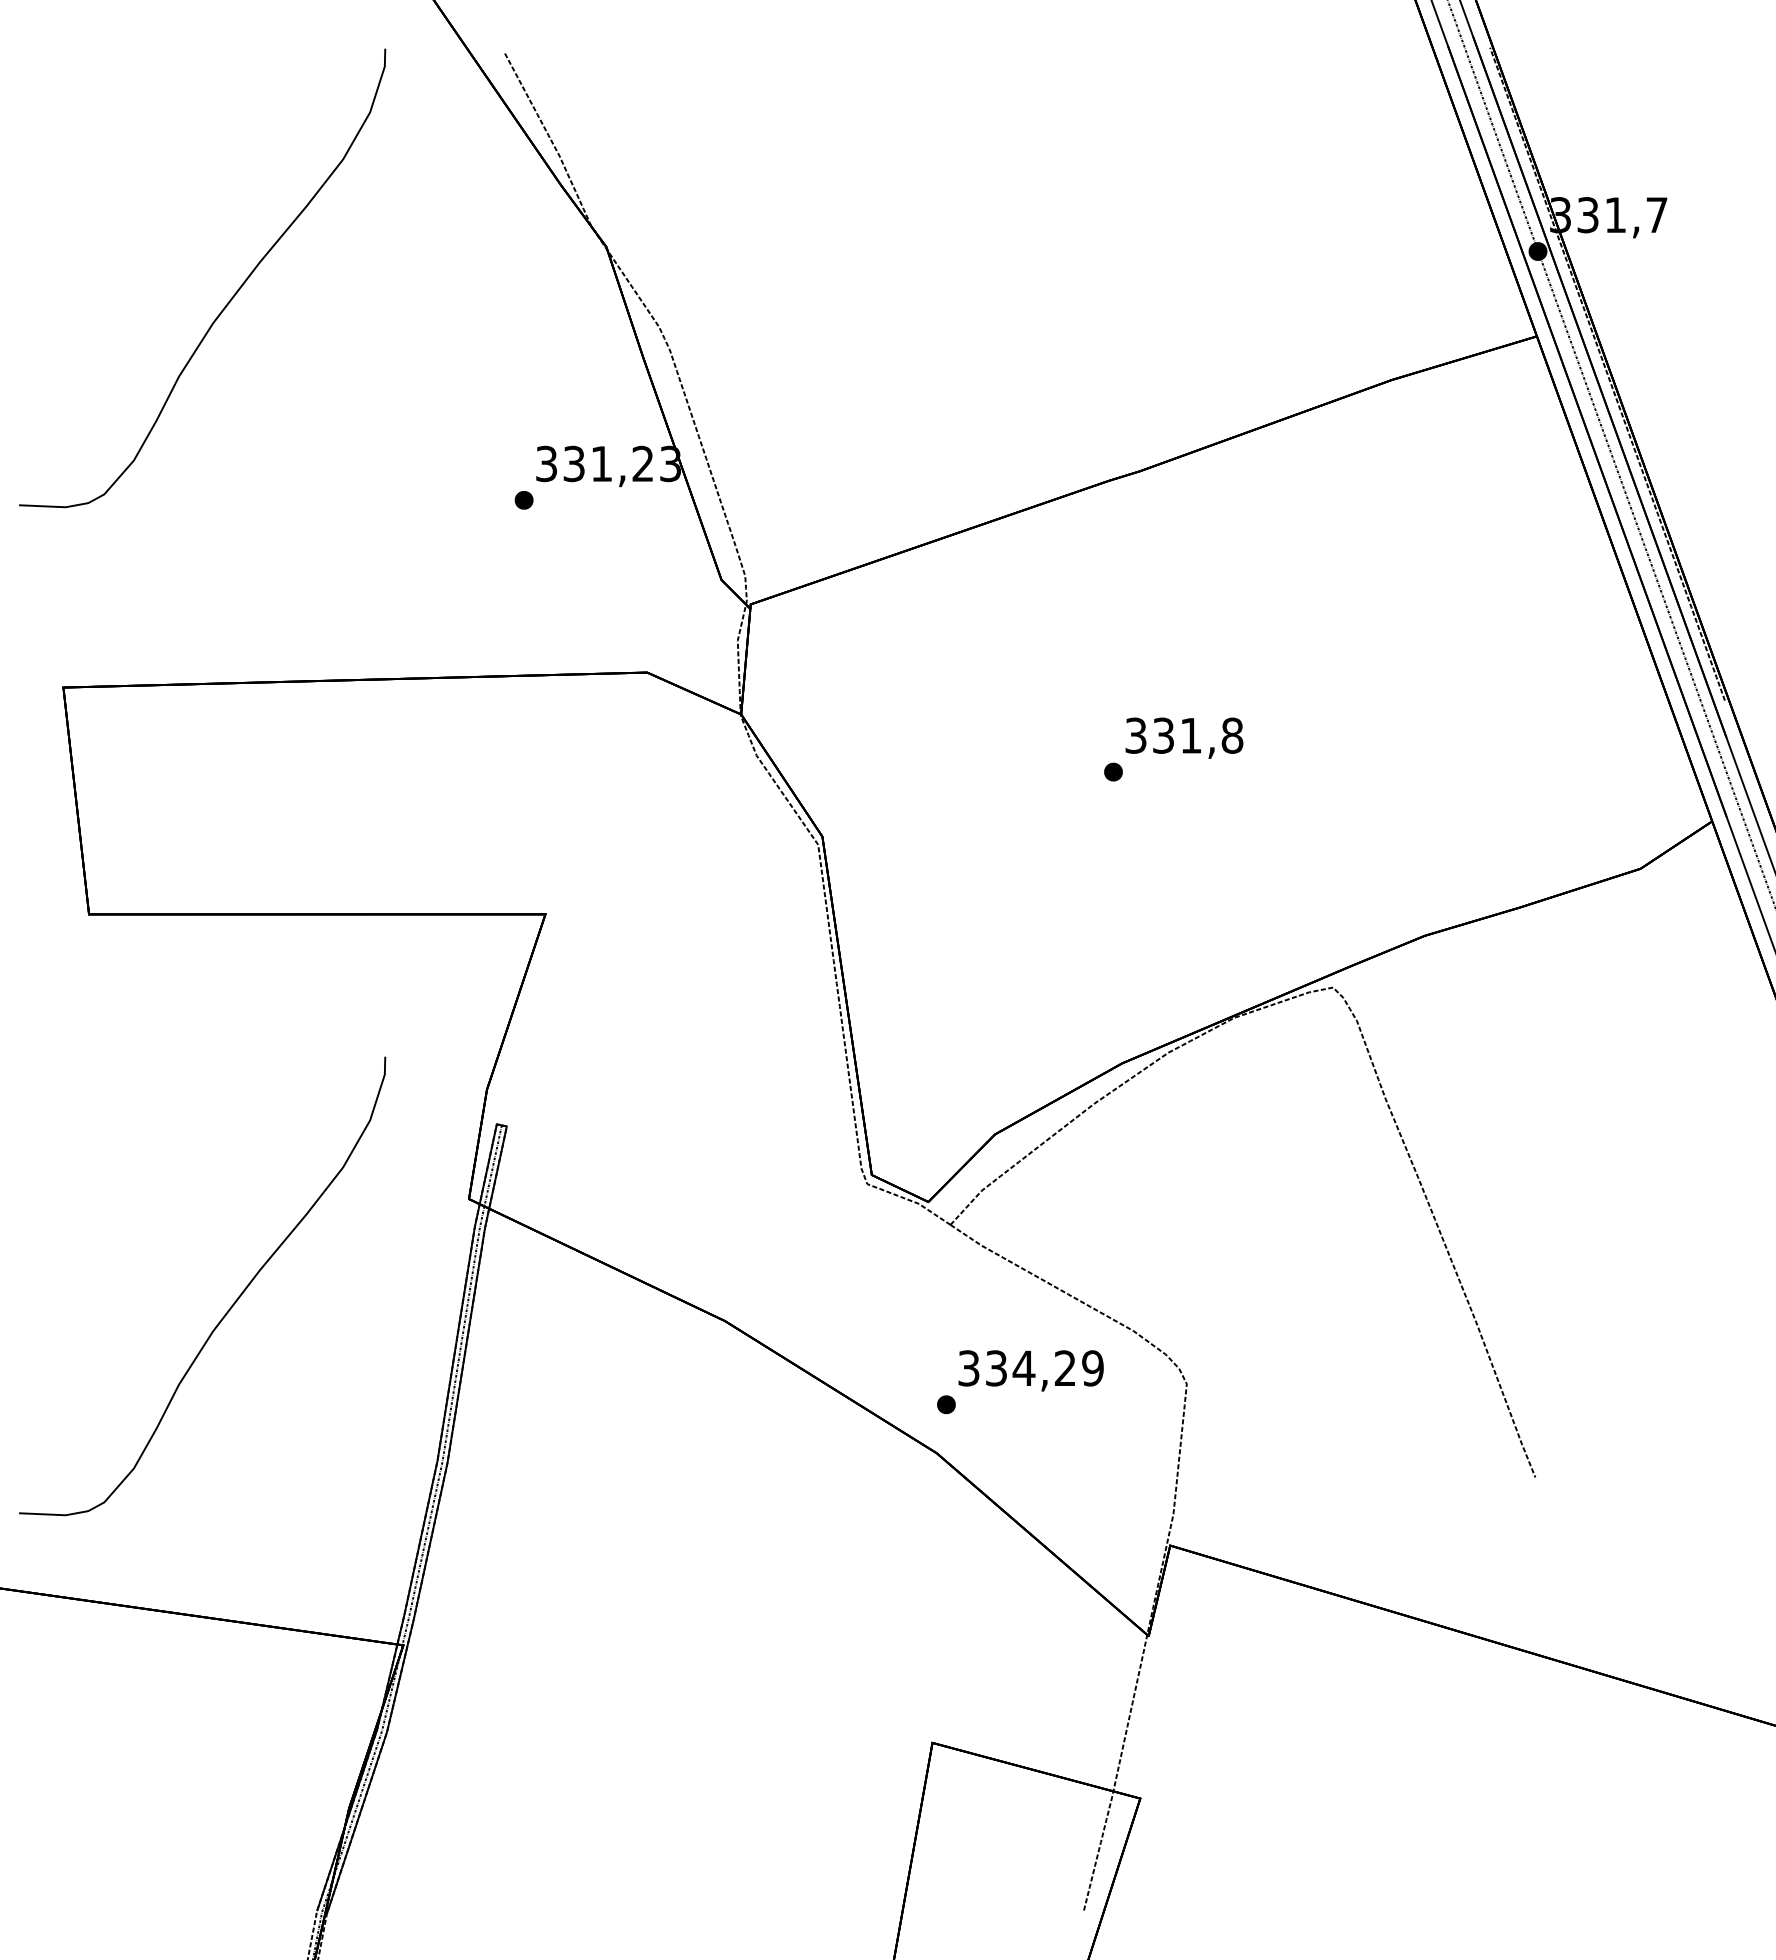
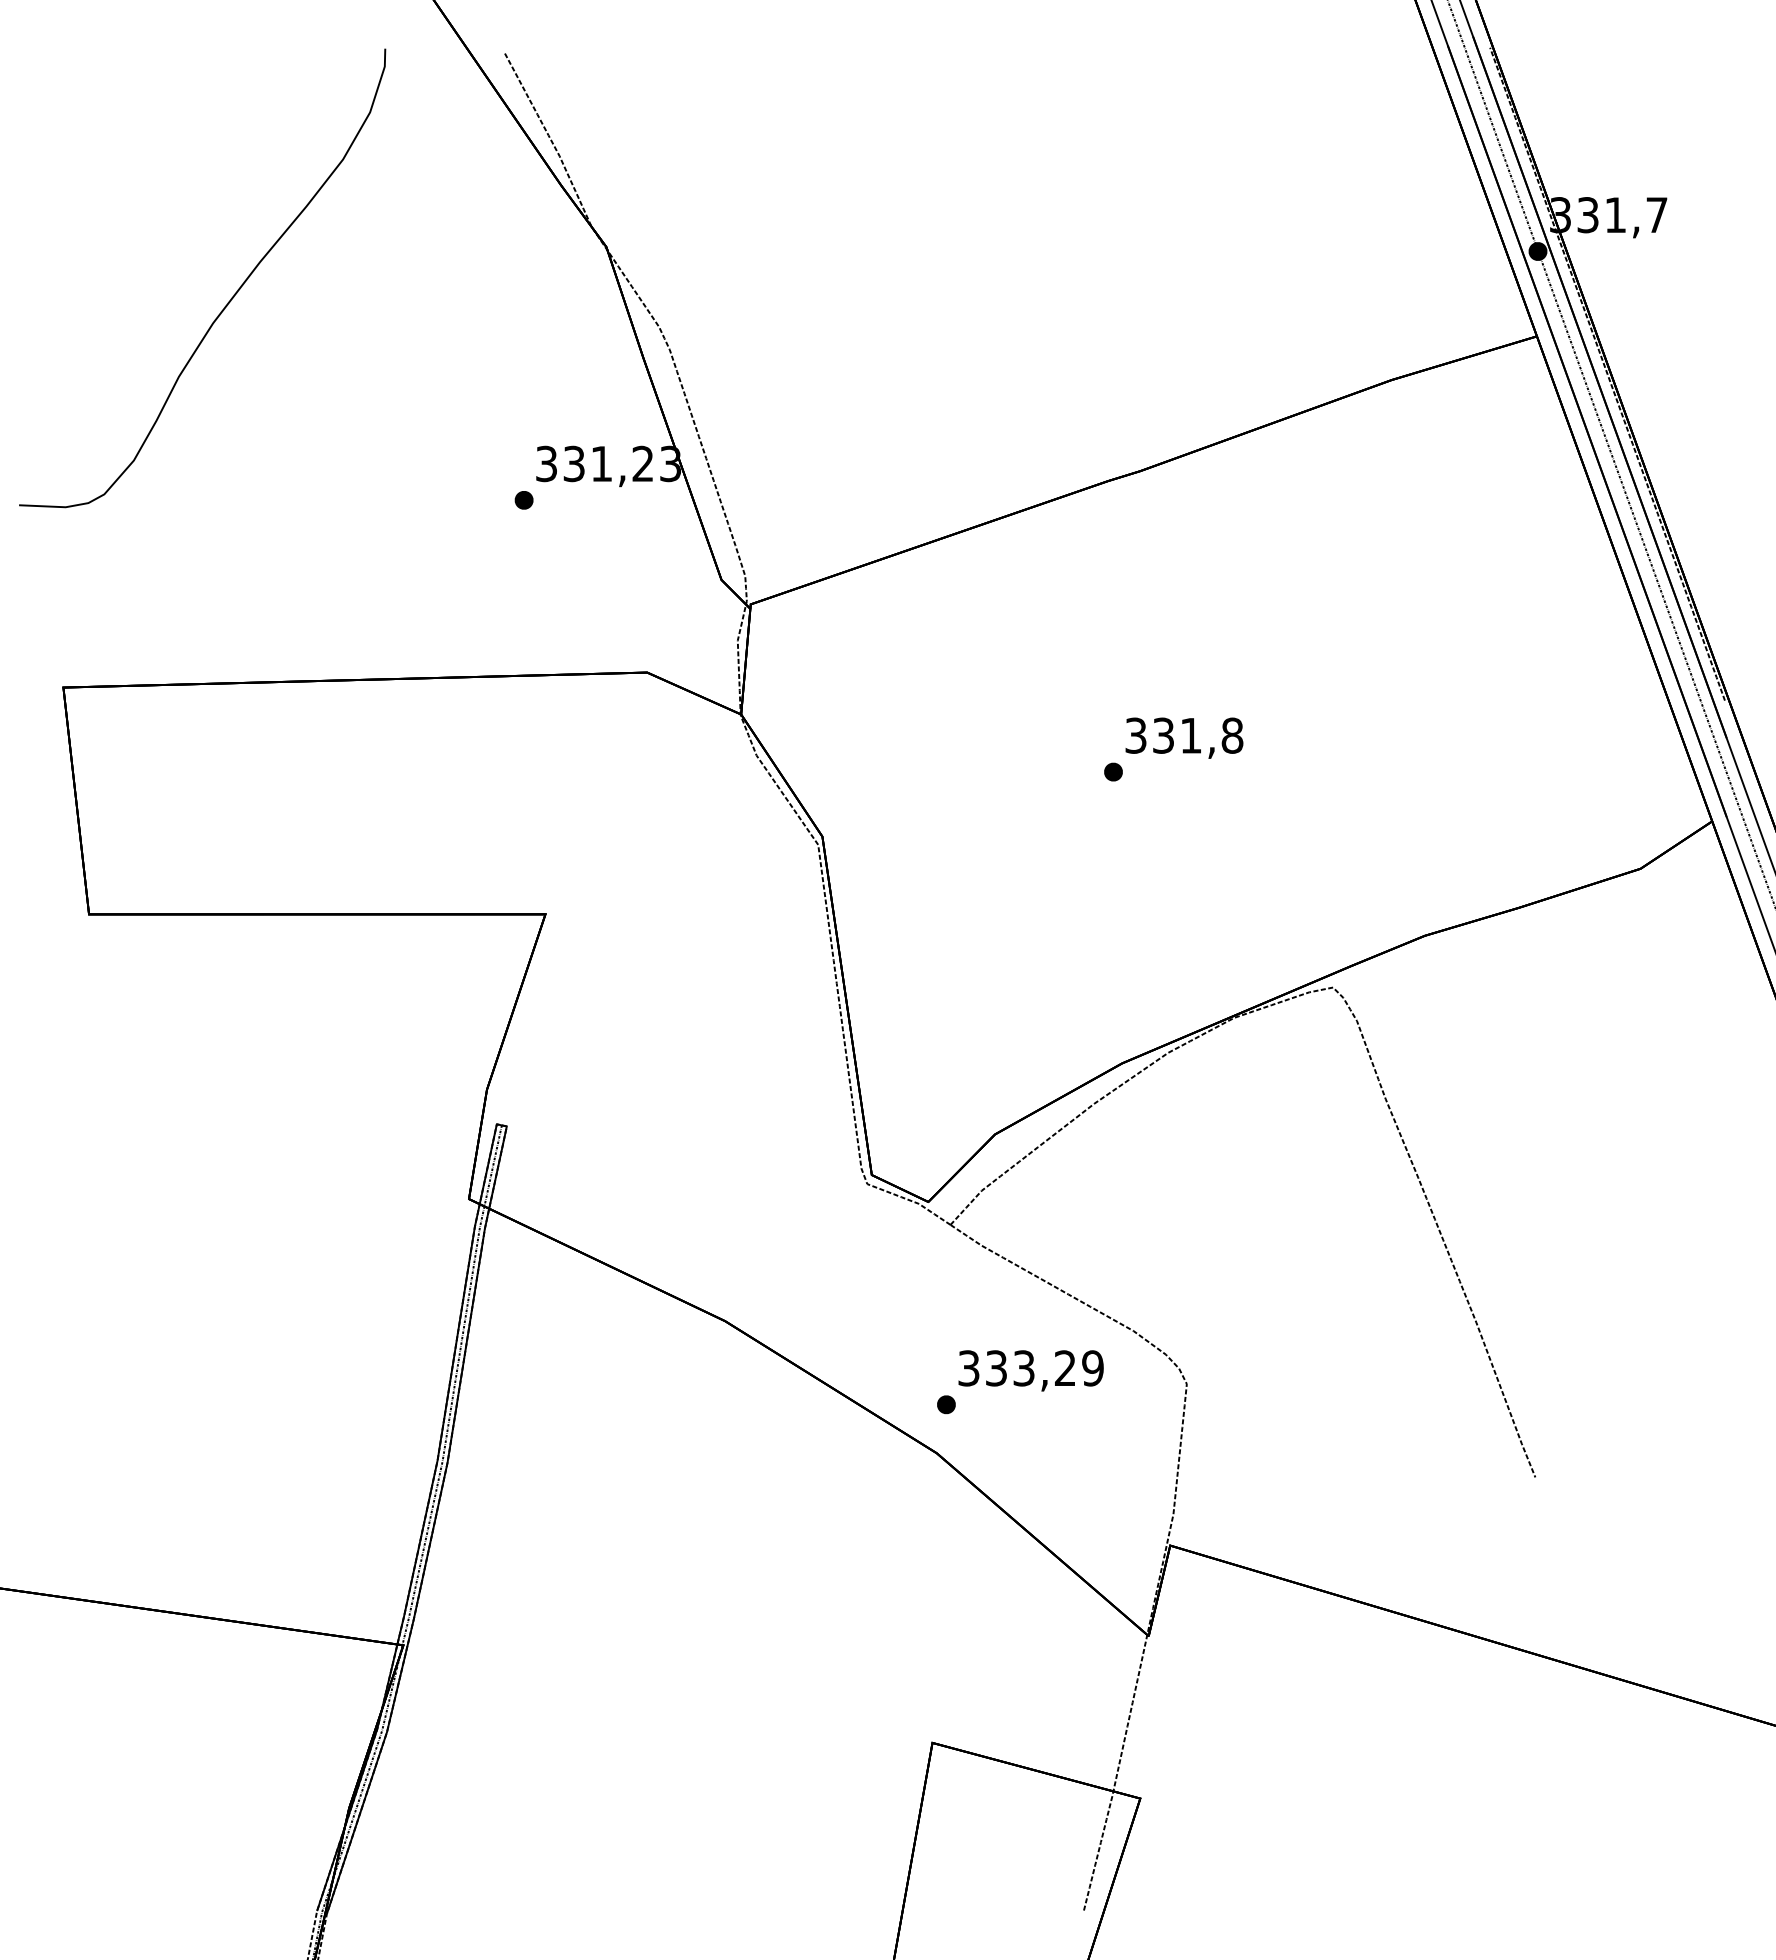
curve: present -> none (230, 1306)
text: 334,29 -> 333,29 (1023, 1368)
